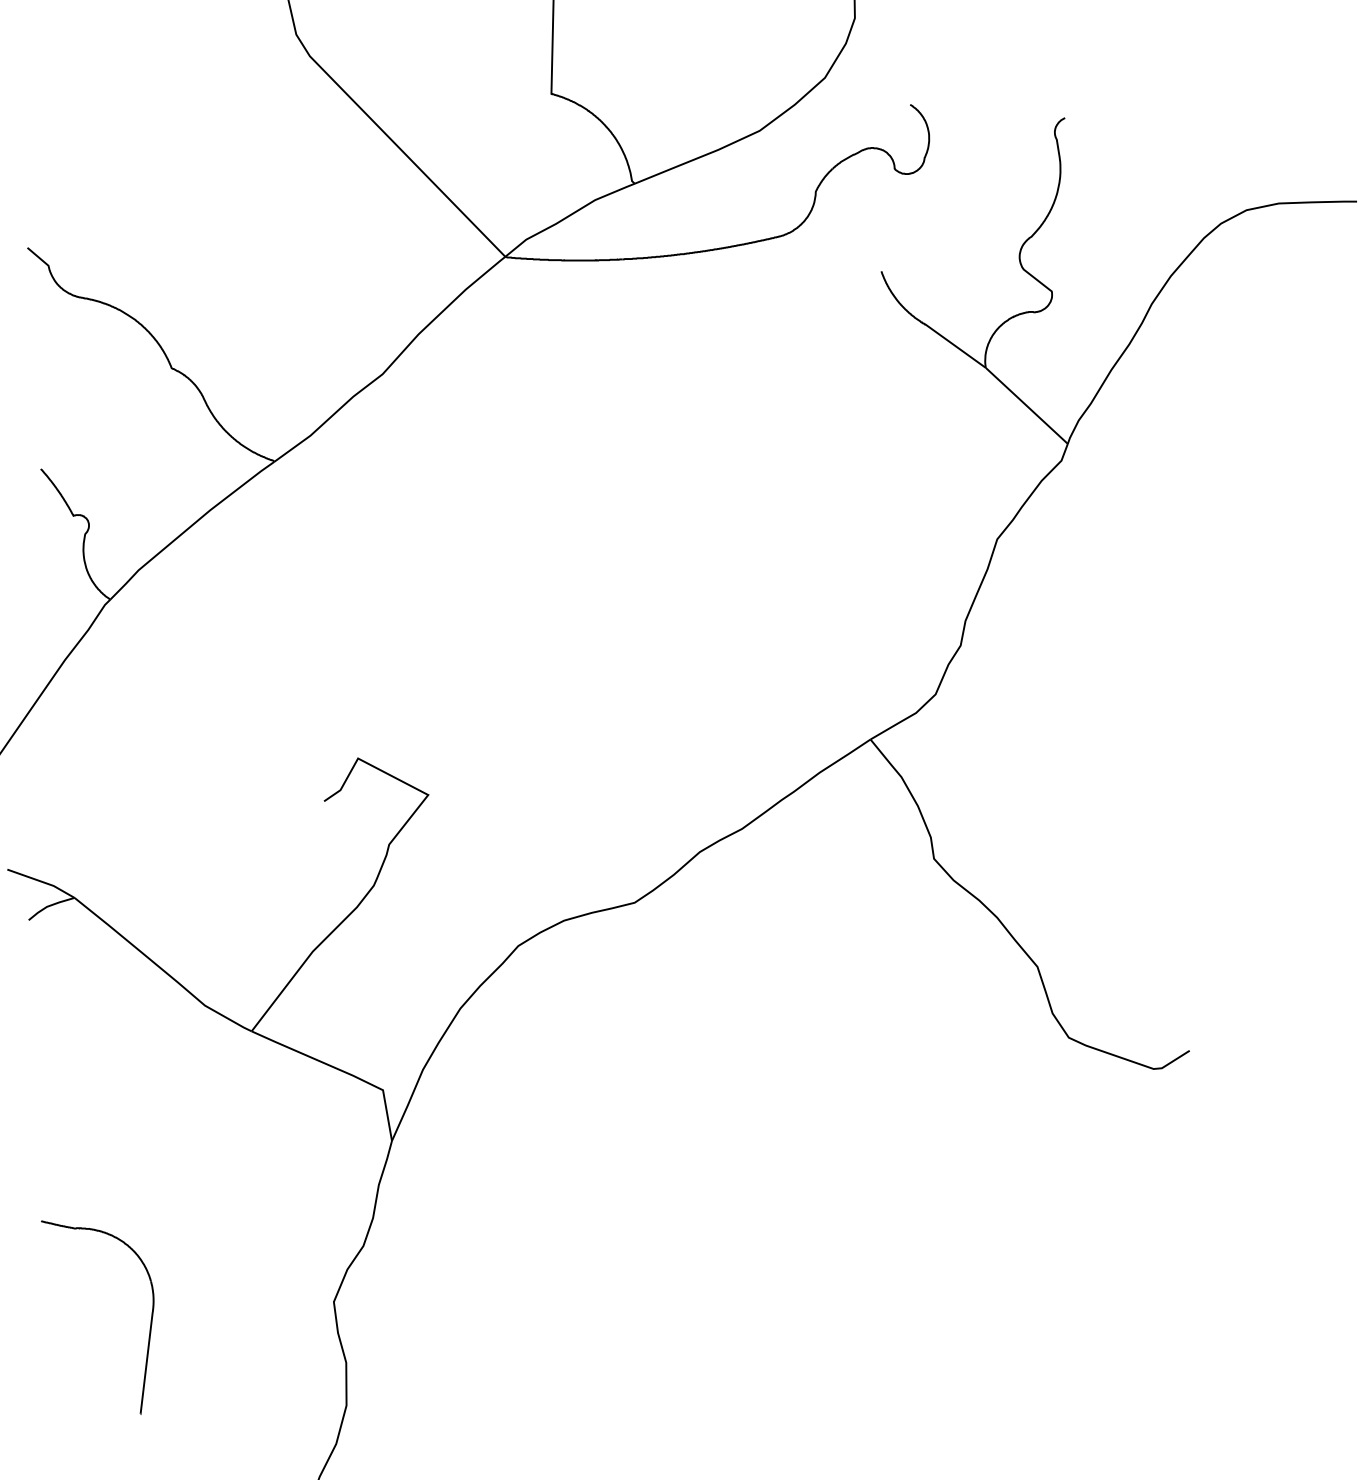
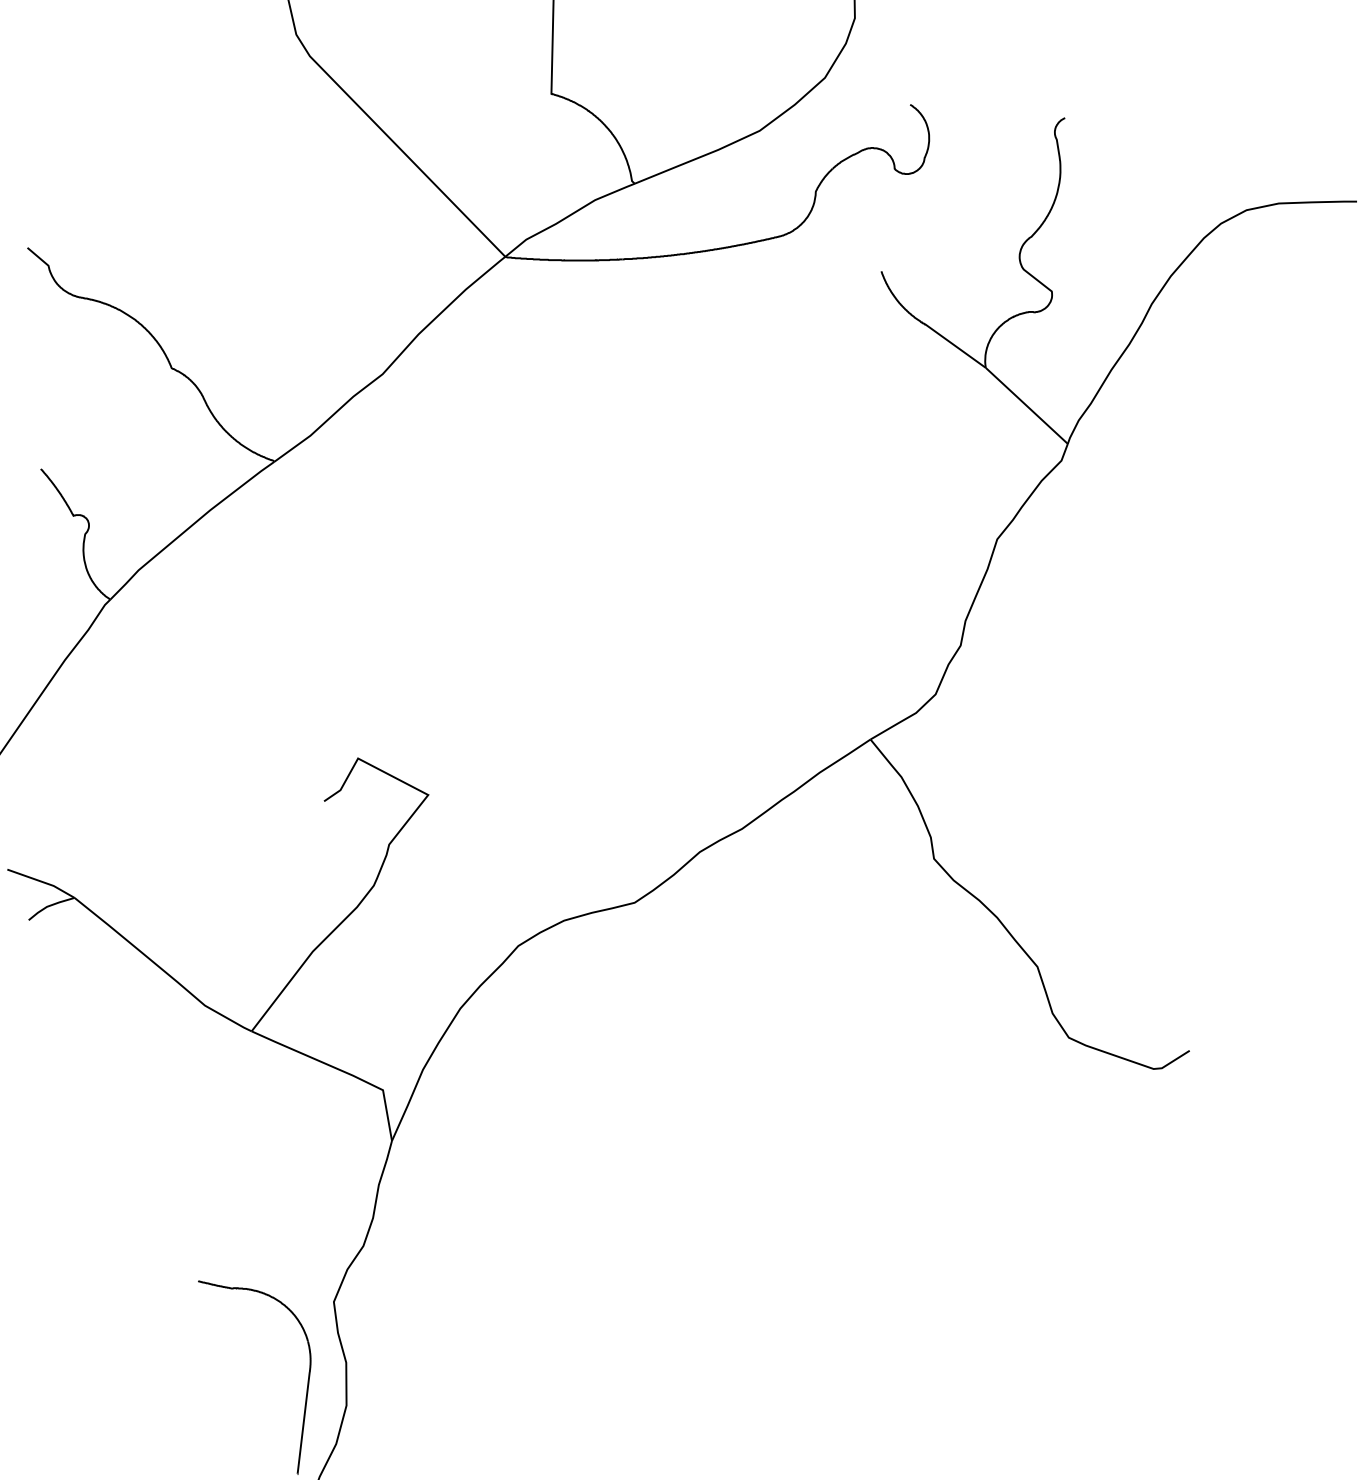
part position: (150, 1320) -> (307, 1380) (307, 1380)
